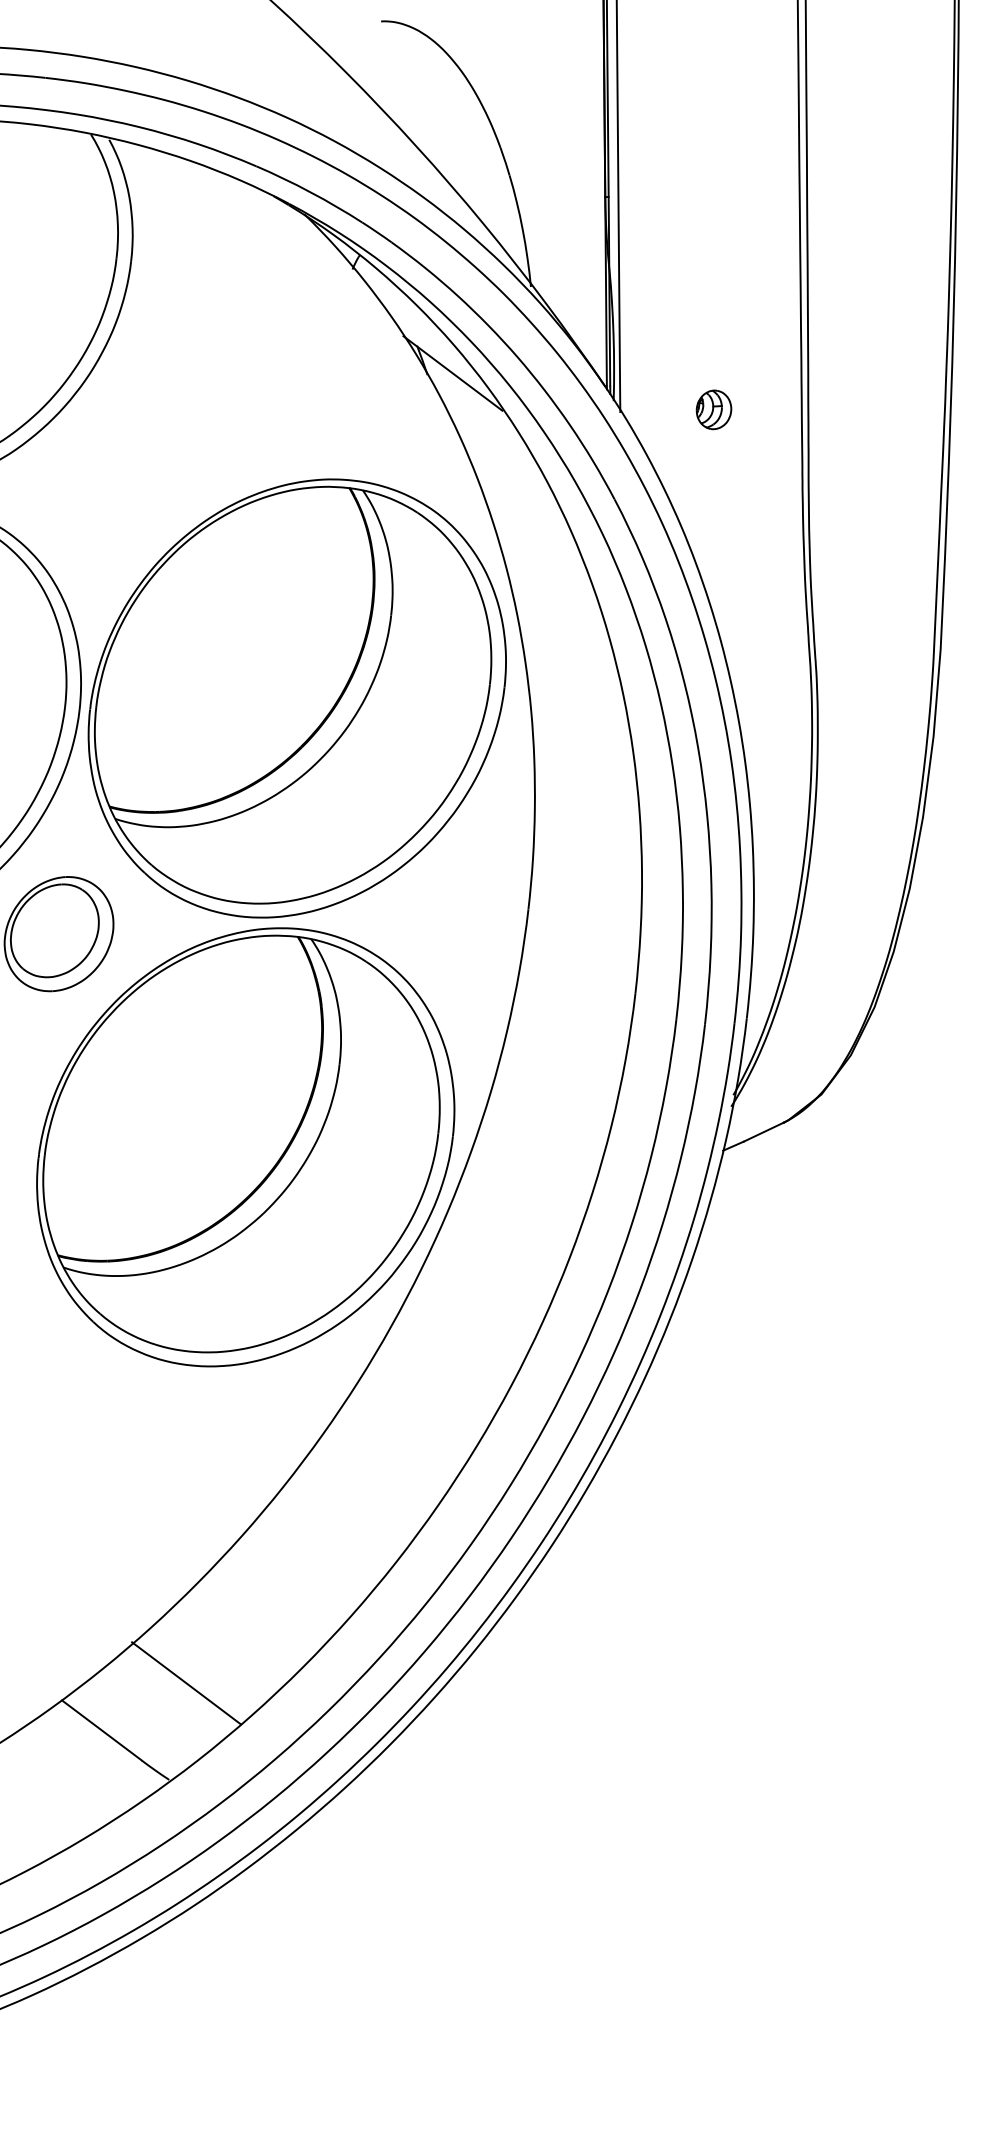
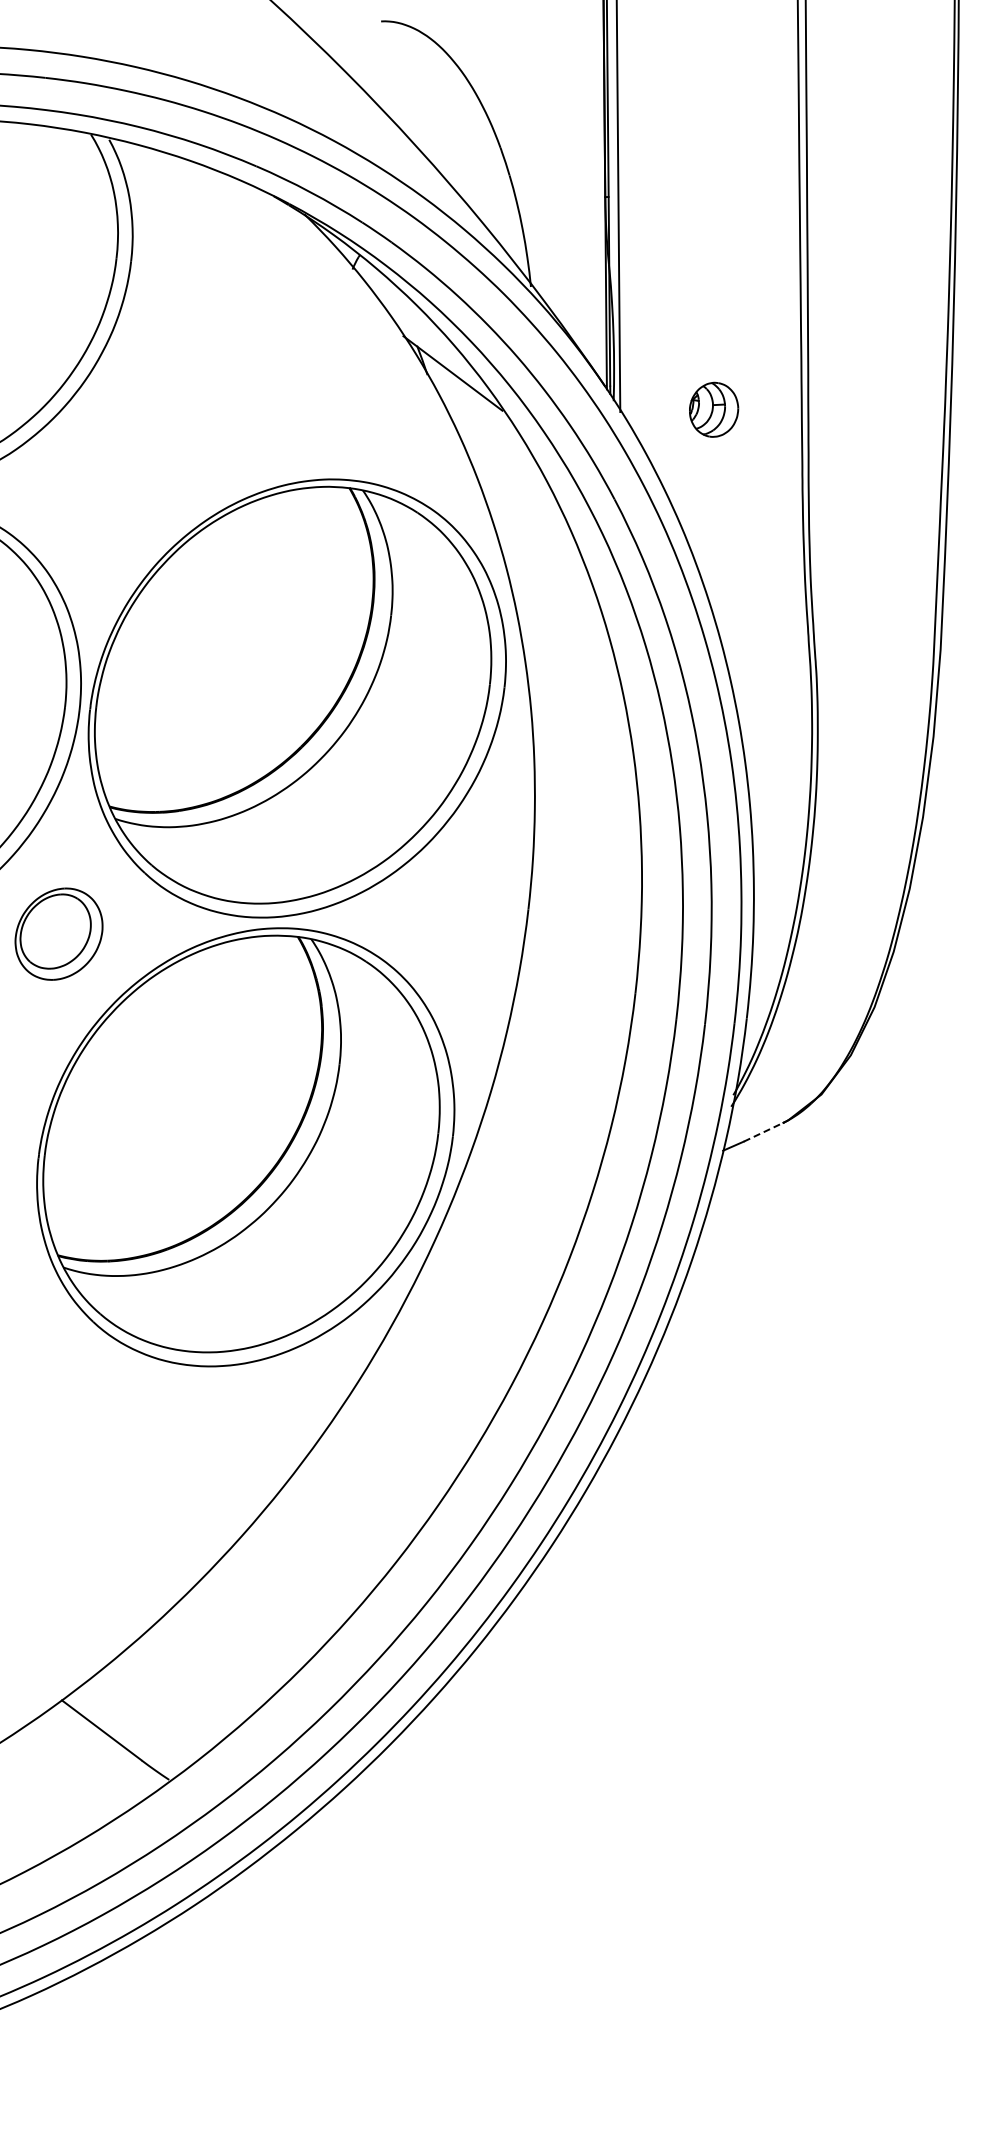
part size: 38x42 px -> 51x57 px (714, 409)
part size: 112x117 px -> 90x94 px (58, 933)
line: solid -> dashed (764, 1131)
line: present -> none (186, 1683)
